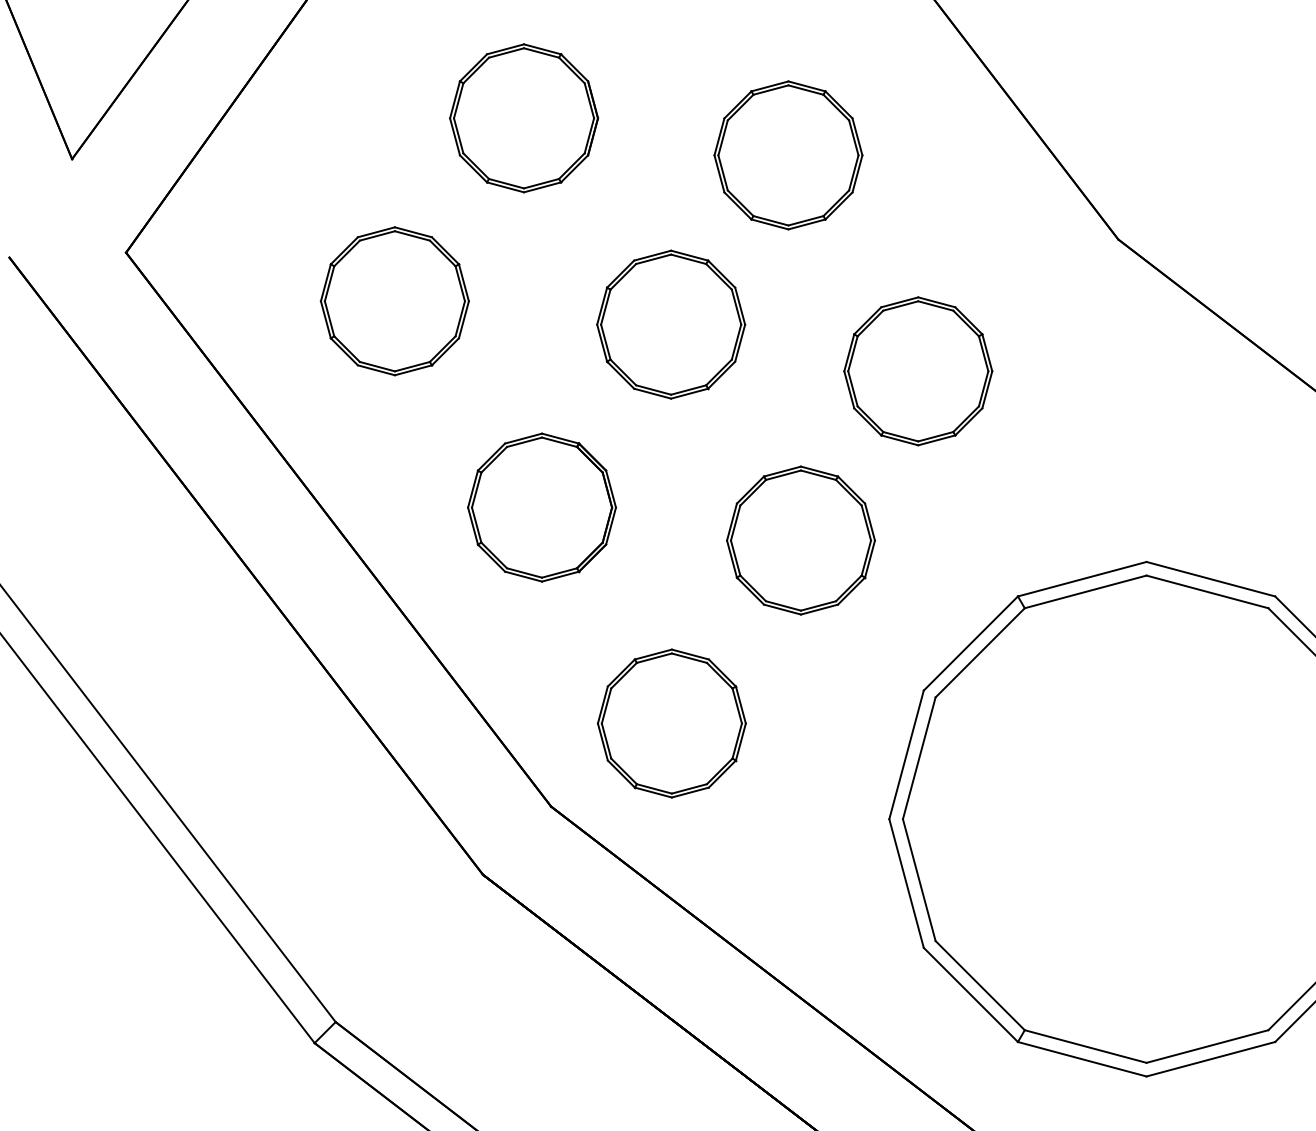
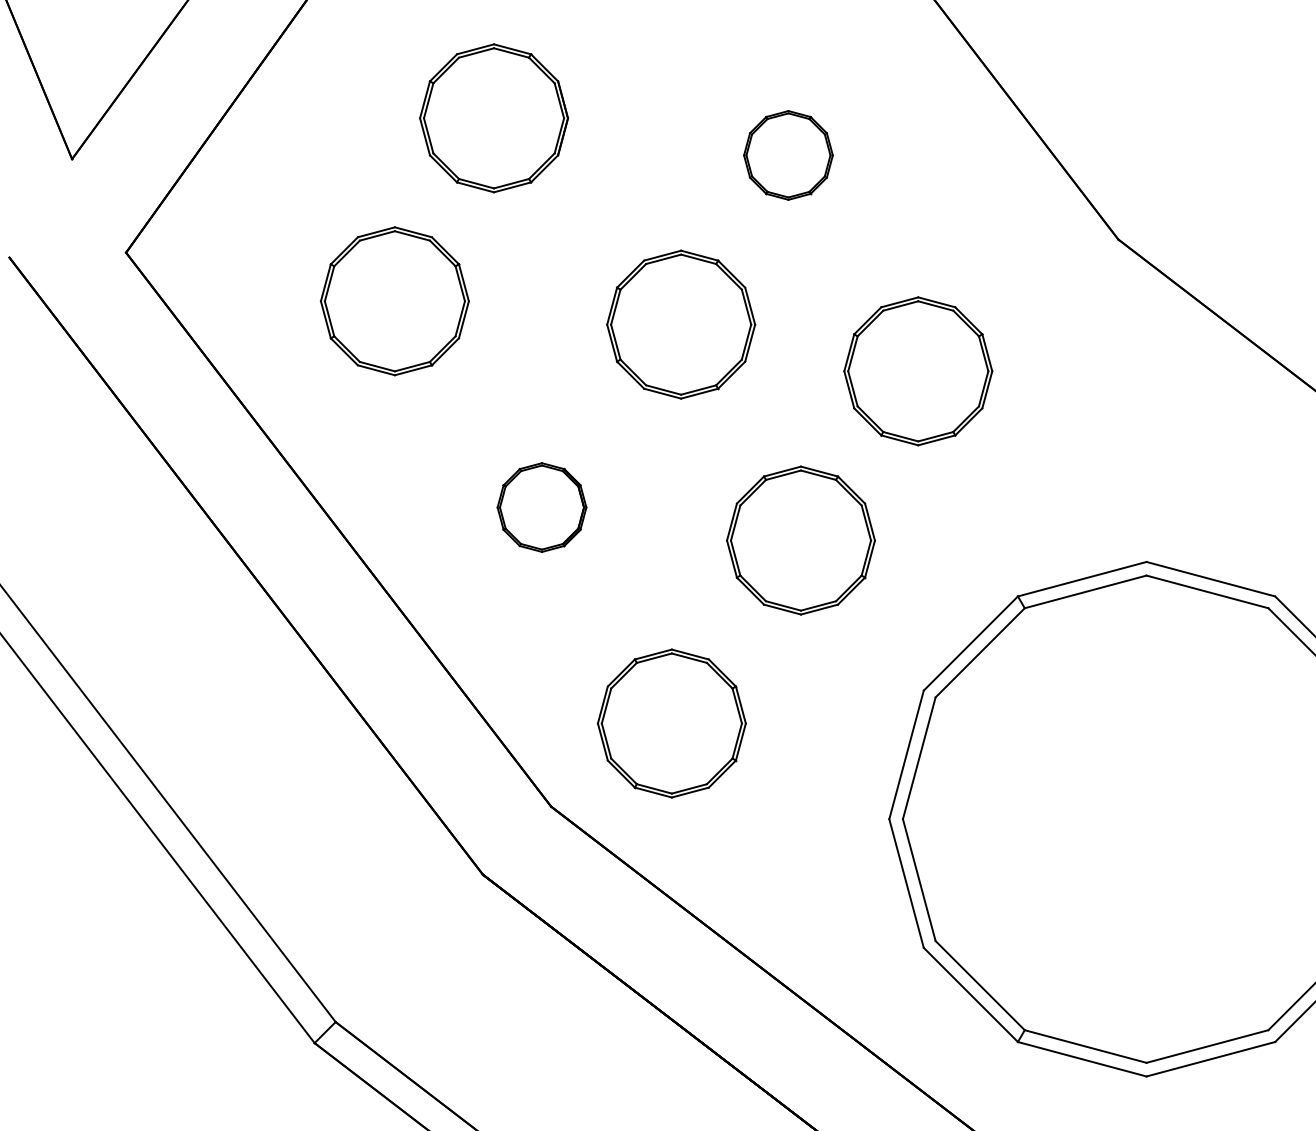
part position: (524, 118) -> (494, 118) (494, 118)
part size: 151x151 px -> 91x91 px (788, 155)
part position: (671, 324) -> (681, 324) (681, 324)
part size: 150x151 px -> 92x91 px (541, 507)
